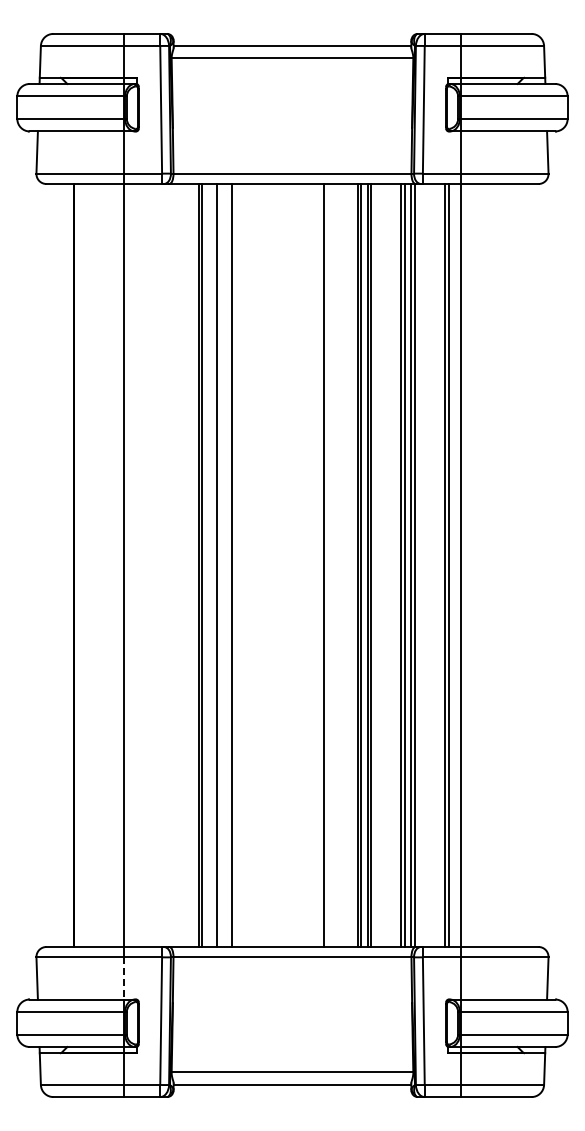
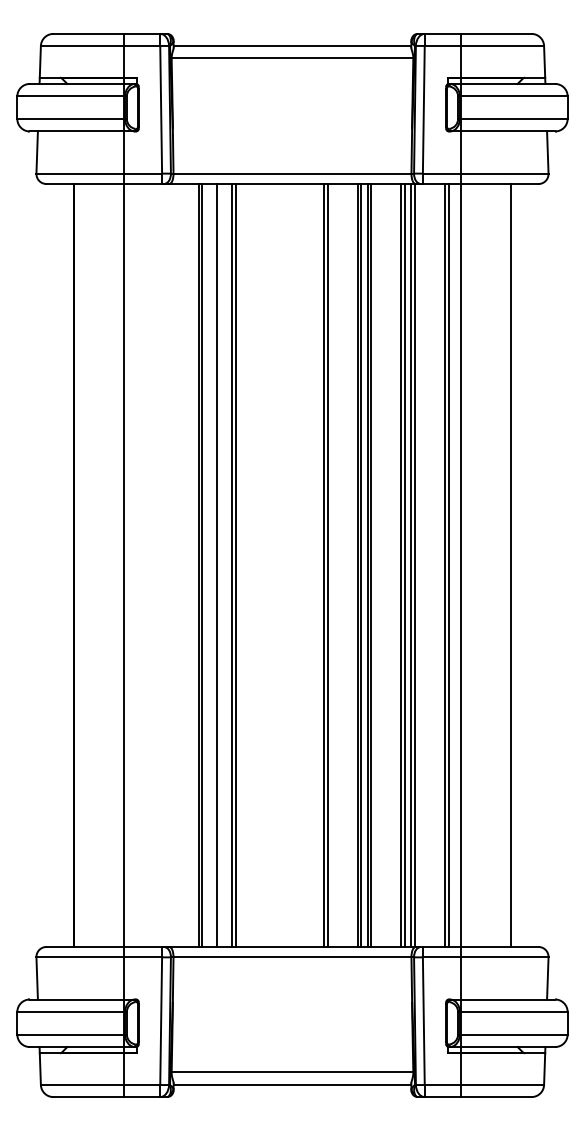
line: none -> present (236, 565)
line: none -> present (327, 565)
line: none -> present (511, 565)
line: dashed -> solid (123, 978)
